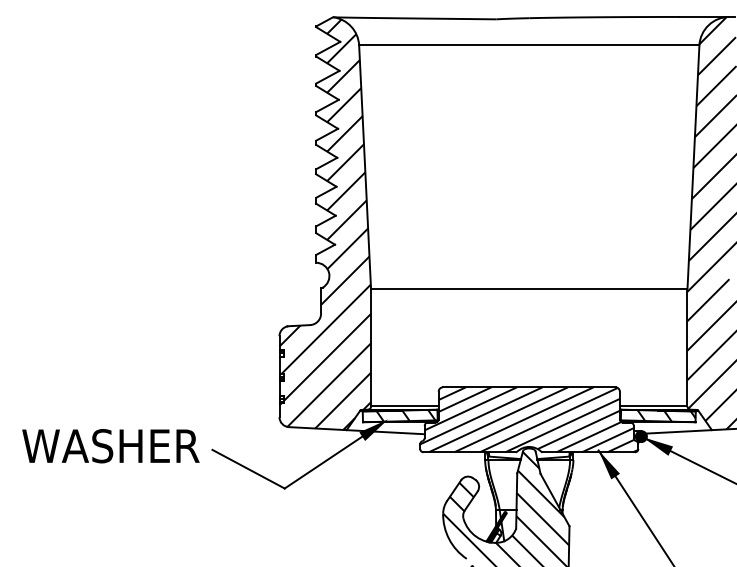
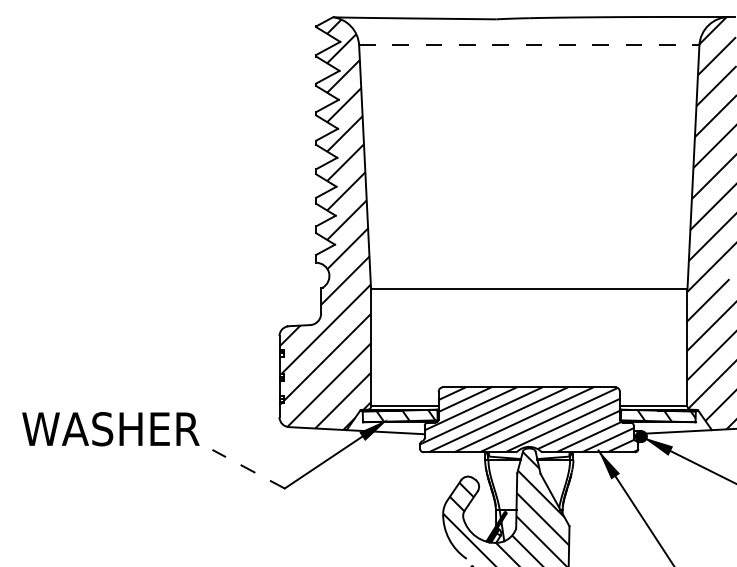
line: solid -> dashed (529, 45)
text position: (110, 446) -> (110, 429) (110, 429)
line: solid -> dashed (248, 469)
